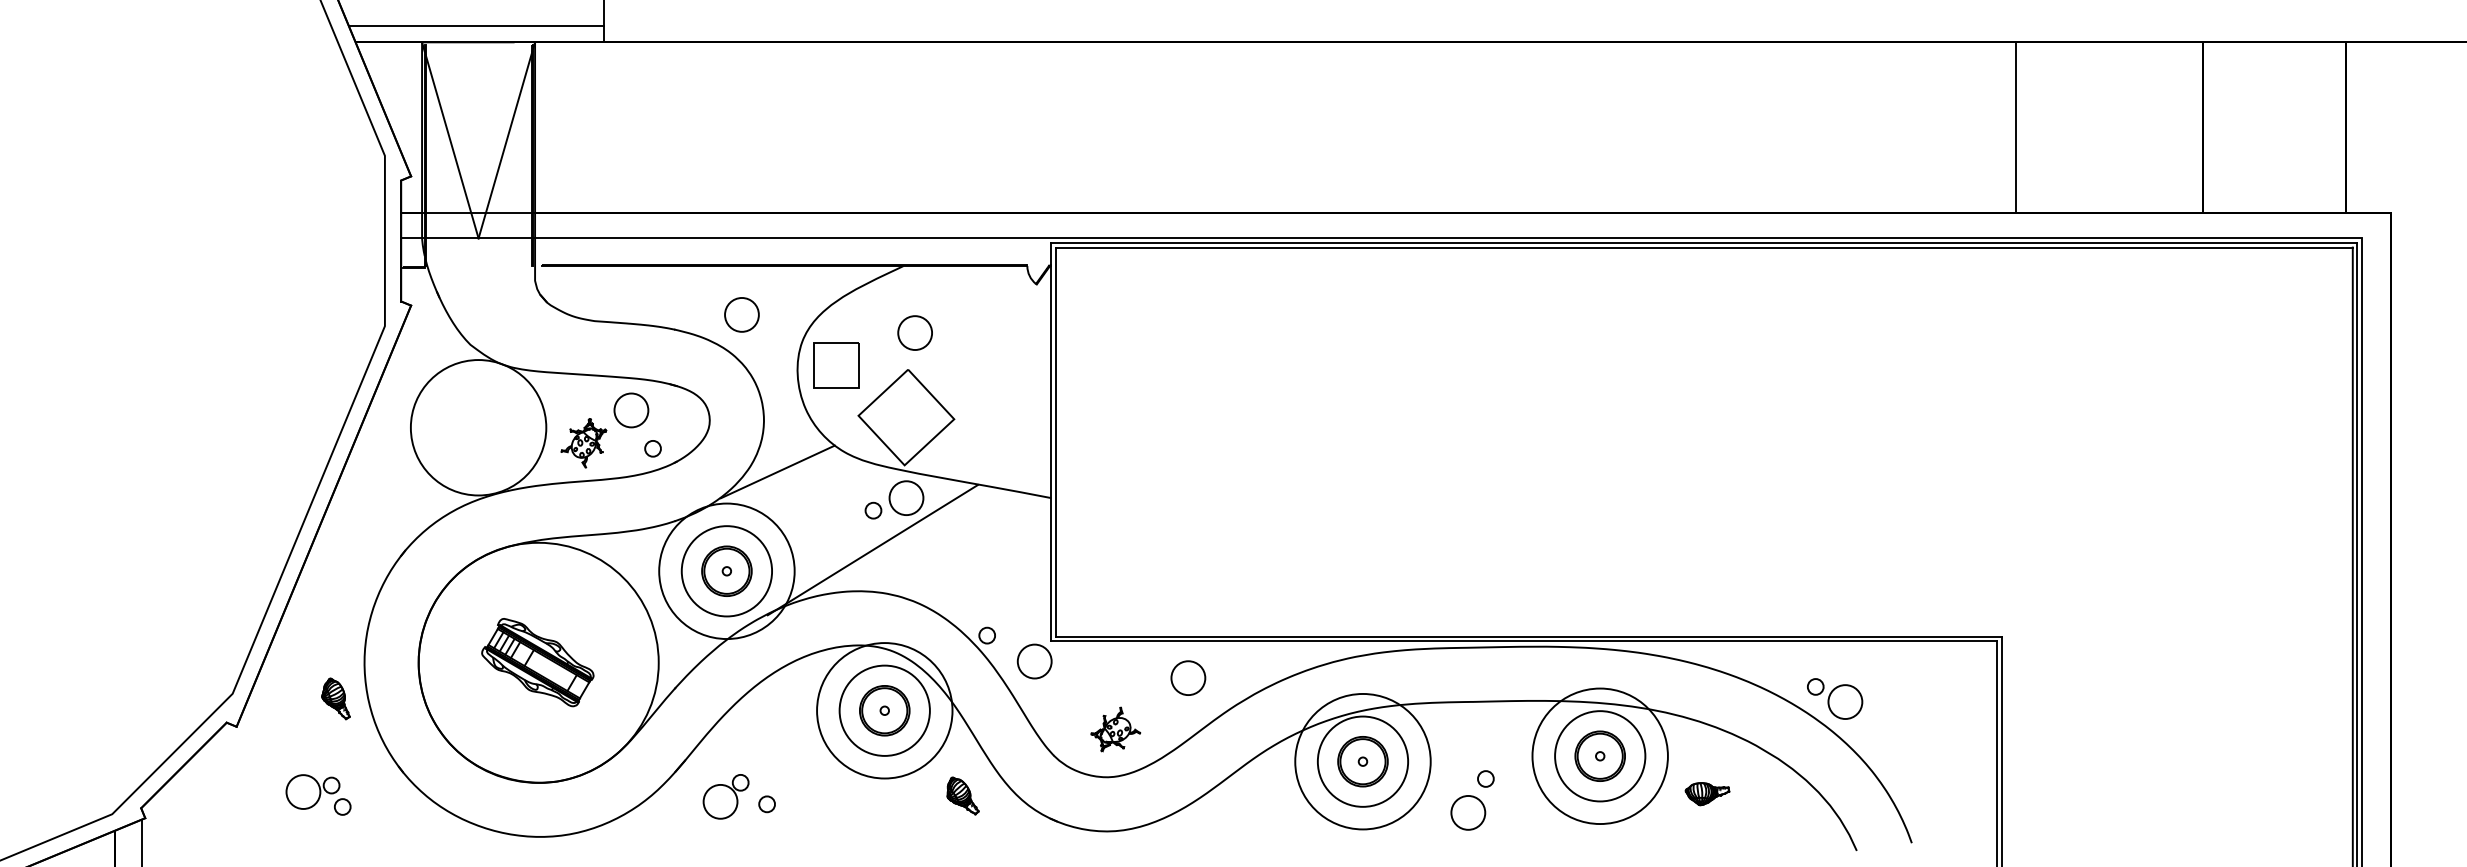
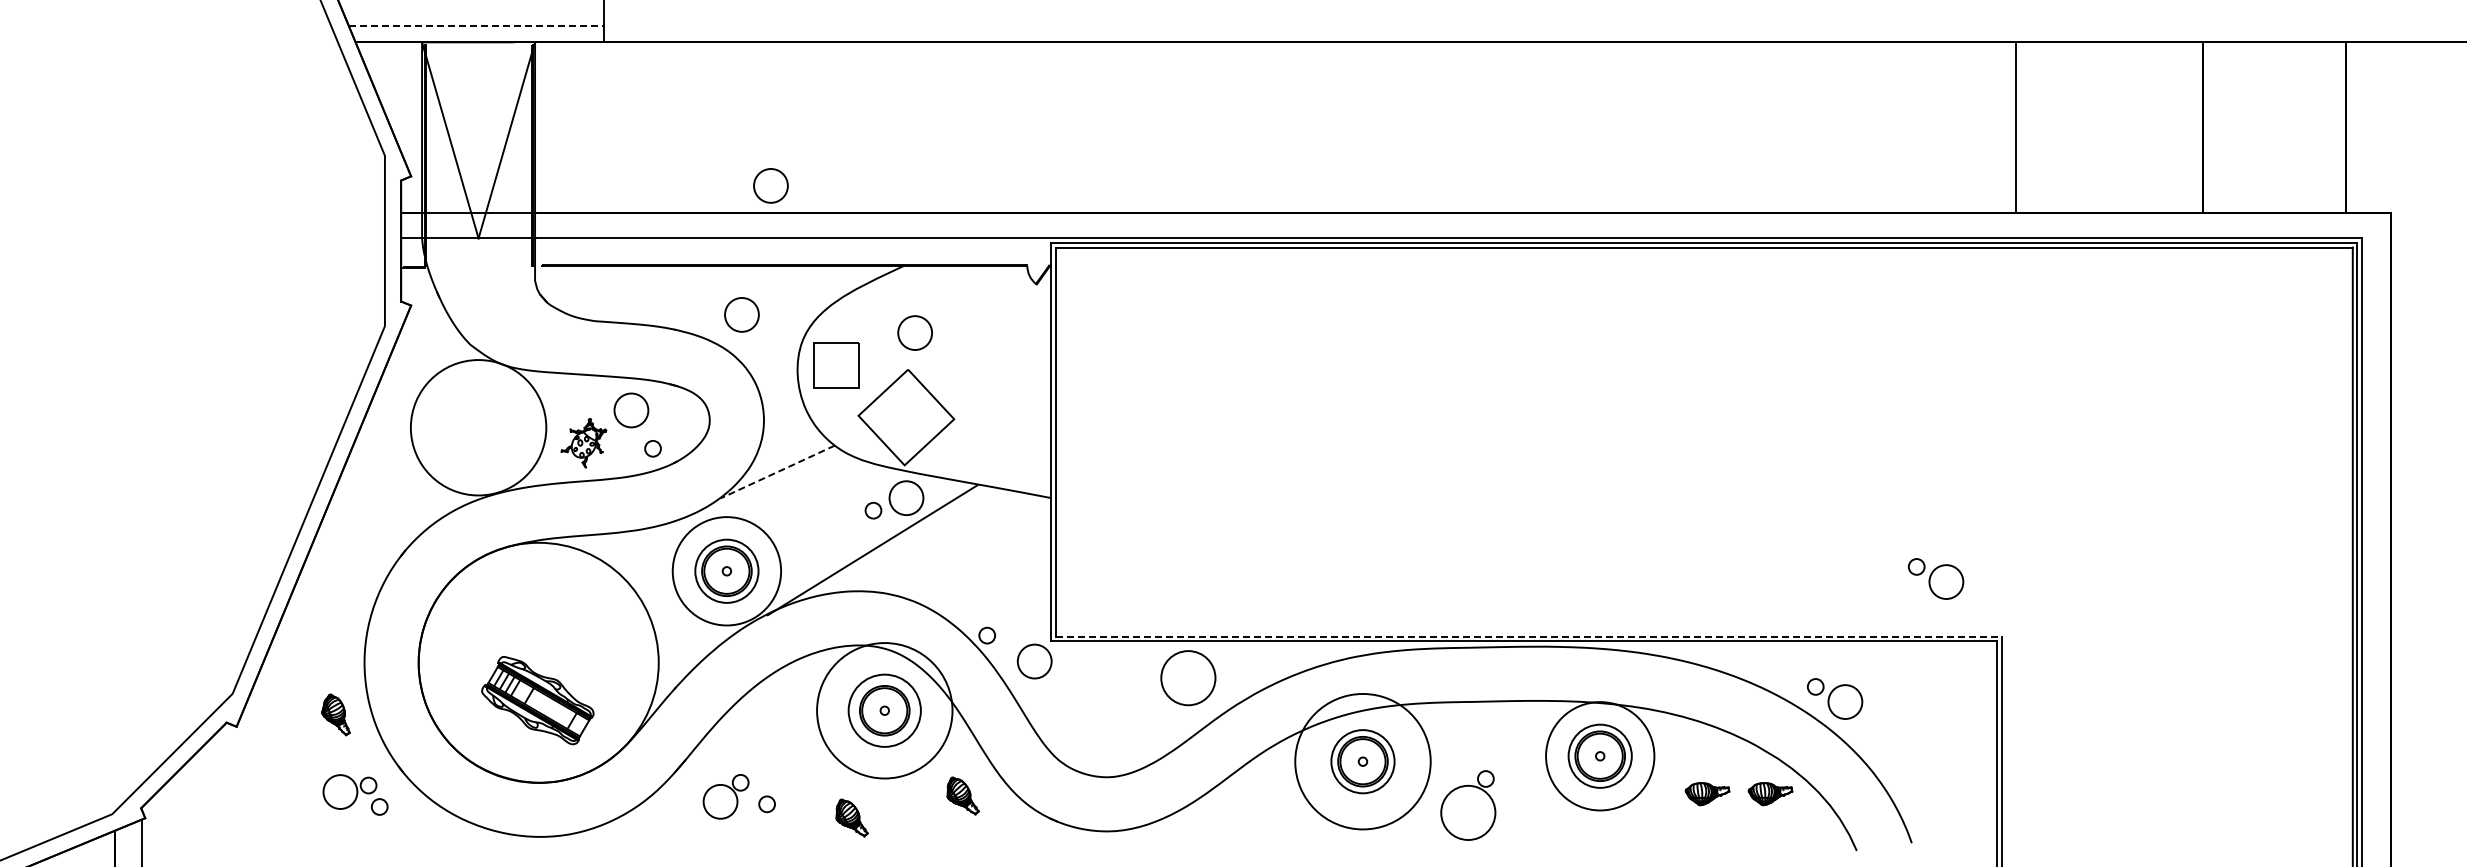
line: solid -> dashed (476, 26)
circle: none -> present (770, 185)
line: solid -> dashed (777, 471)
circle diameter: 135 px -> 108 px (726, 571)
circle diameter: 90 px -> 63 px (726, 570)
part: none -> present (1936, 578)
line: solid -> dashed (1528, 636)
part position: (537, 662) -> (537, 700) (537, 700)
circle diameter: 34 px -> 54 px (1188, 678)
part position: (335, 698) -> (335, 714) (335, 714)
circle diameter: 90 px -> 72 px (884, 710)
part: present -> none (1115, 729)
circle diameter: 135 px -> 108 px (1600, 756)
circle diameter: 90 px -> 63 px (1599, 755)
circle diameter: 90 px -> 63 px (1362, 761)
part position: (318, 794) -> (355, 794) (355, 794)
part: none -> present (1770, 794)
circle diameter: 34 px -> 54 px (1468, 812)
part: none -> present (851, 817)
